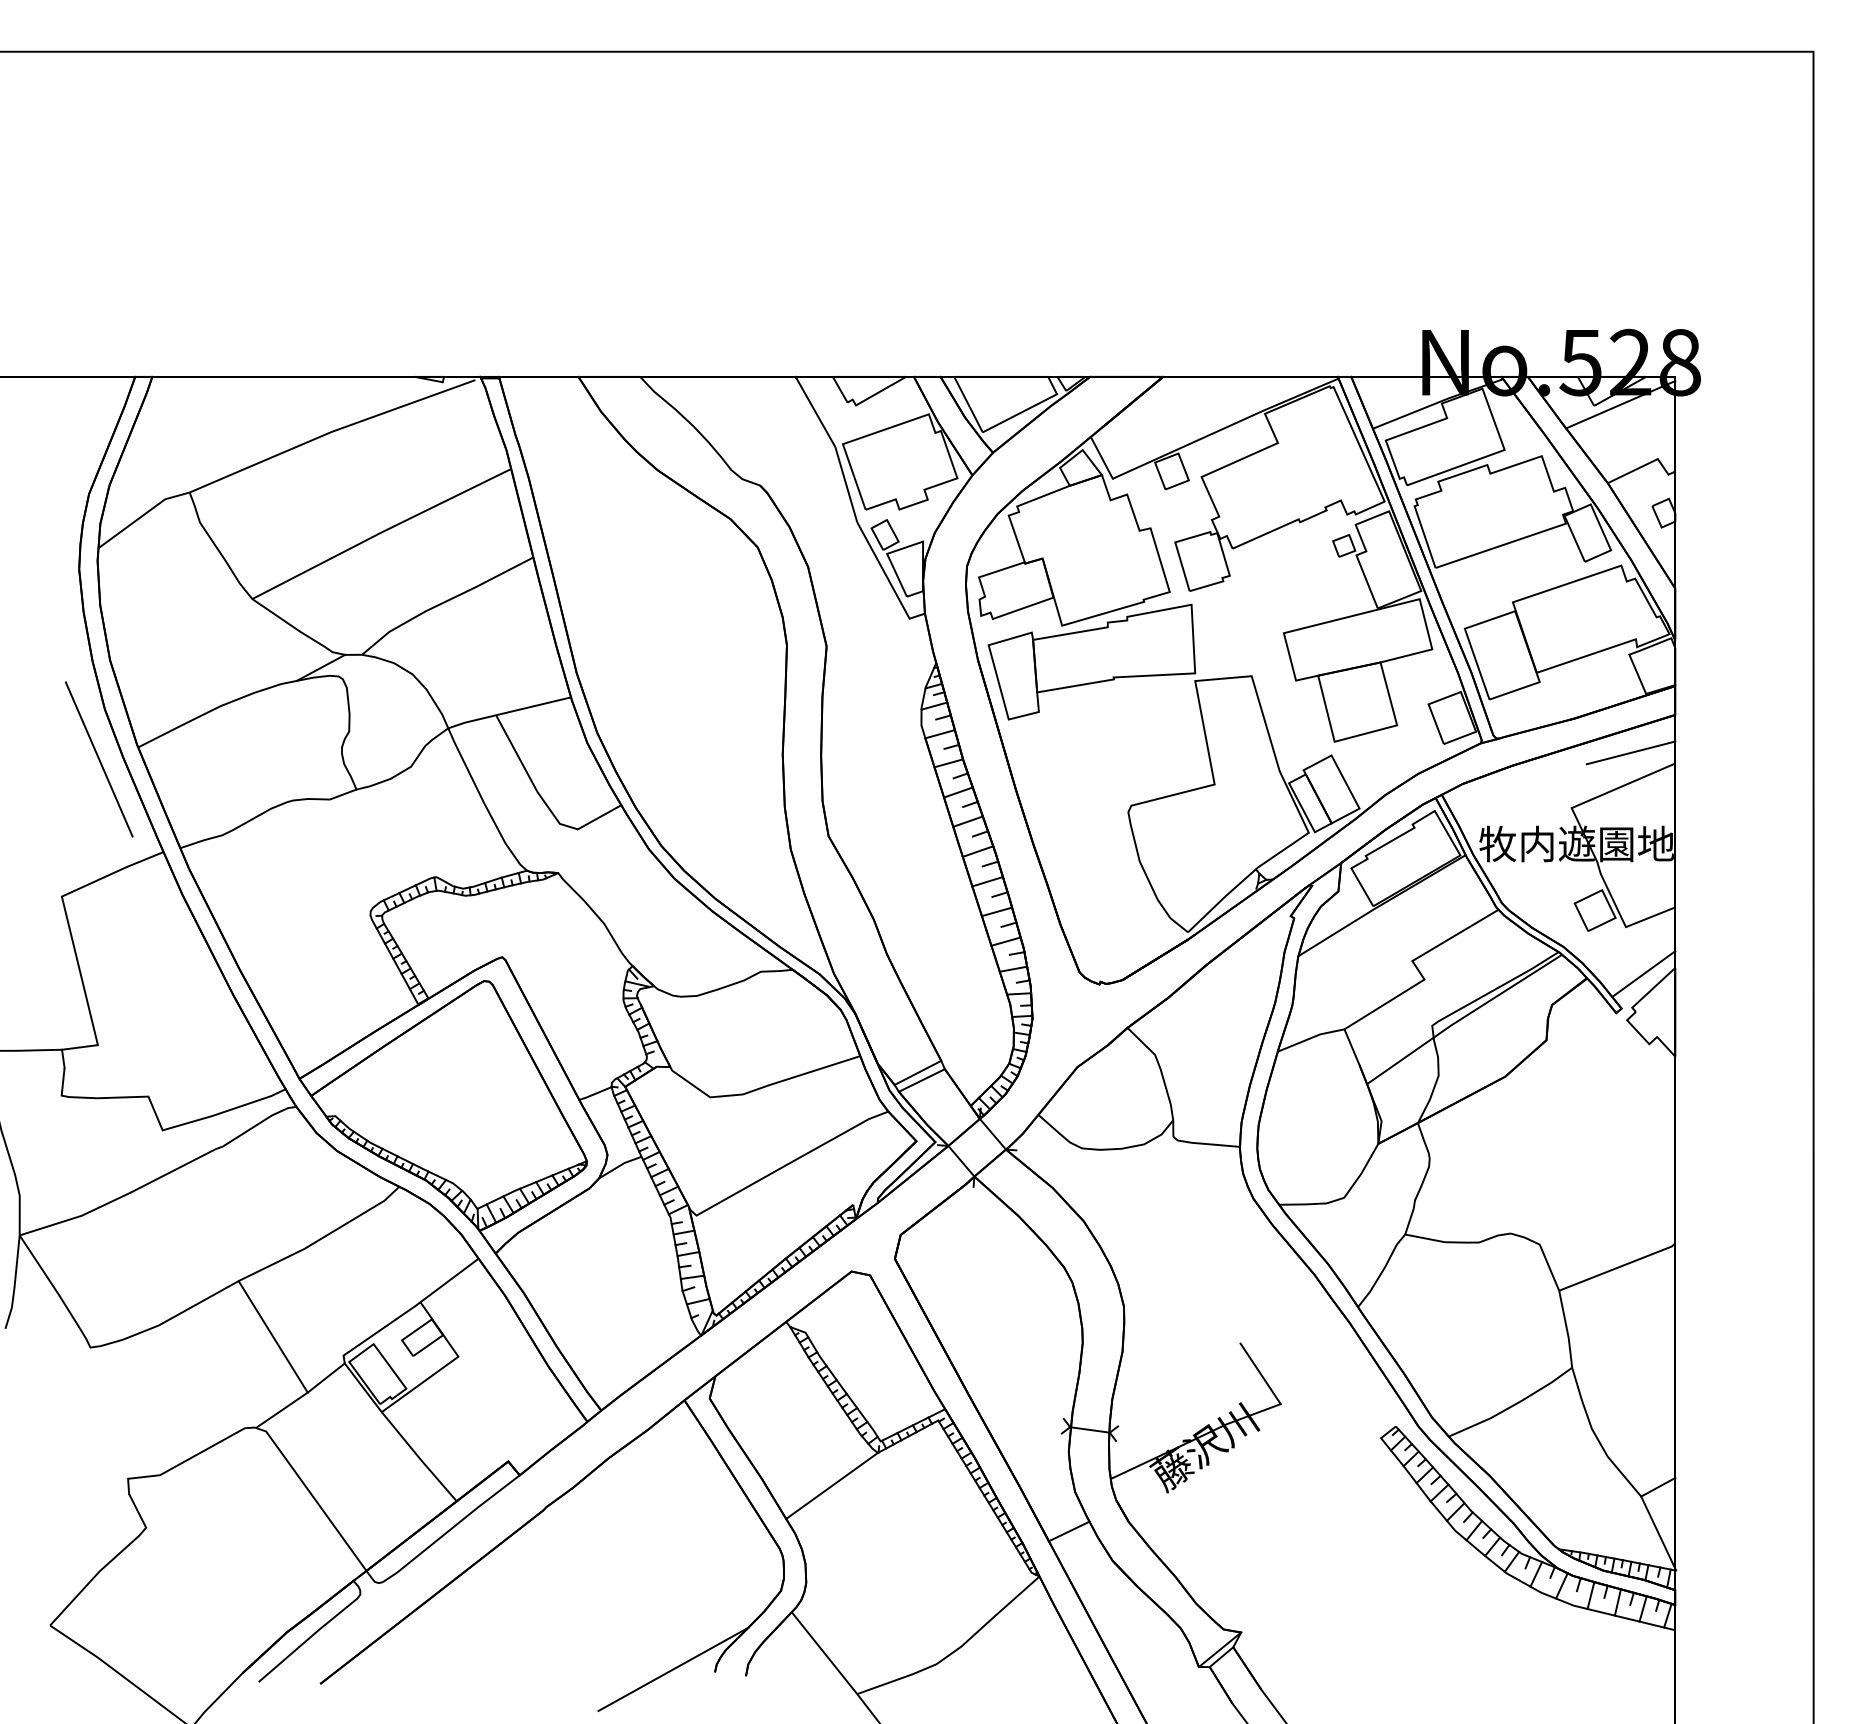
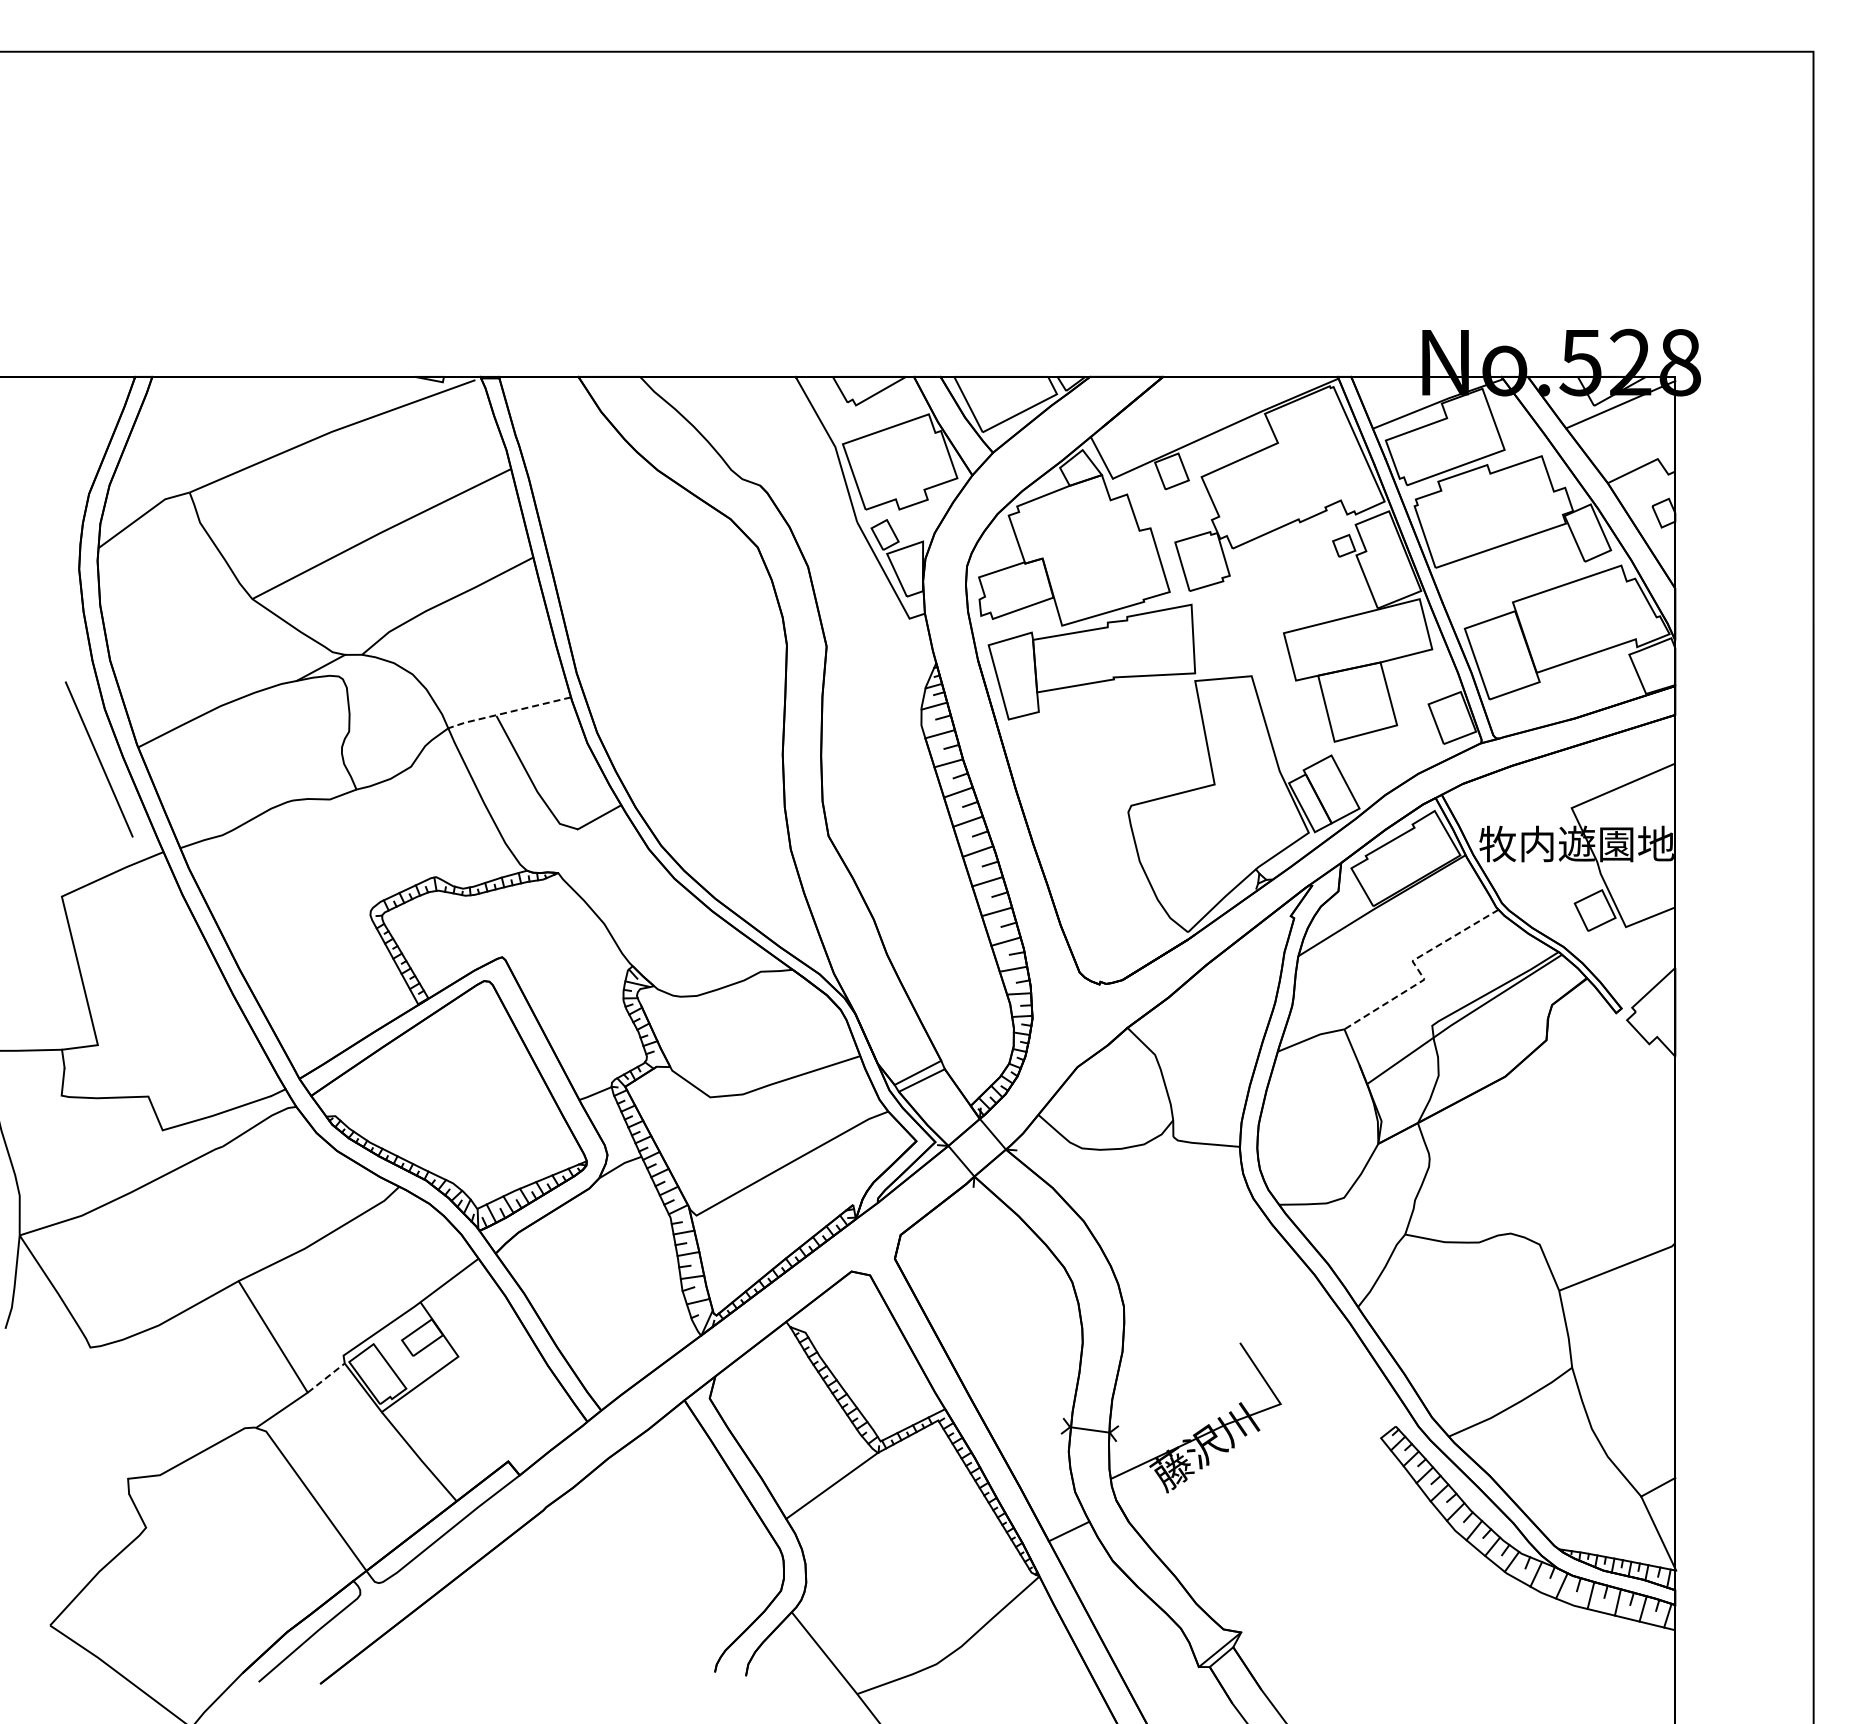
line: solid -> dashed (508, 712)
line: present -> none (1630, 752)
line: solid -> dashed (1417, 968)
line: present -> none (1643, 973)
line: solid -> dashed (326, 1378)
line: present -> none (673, 1669)
